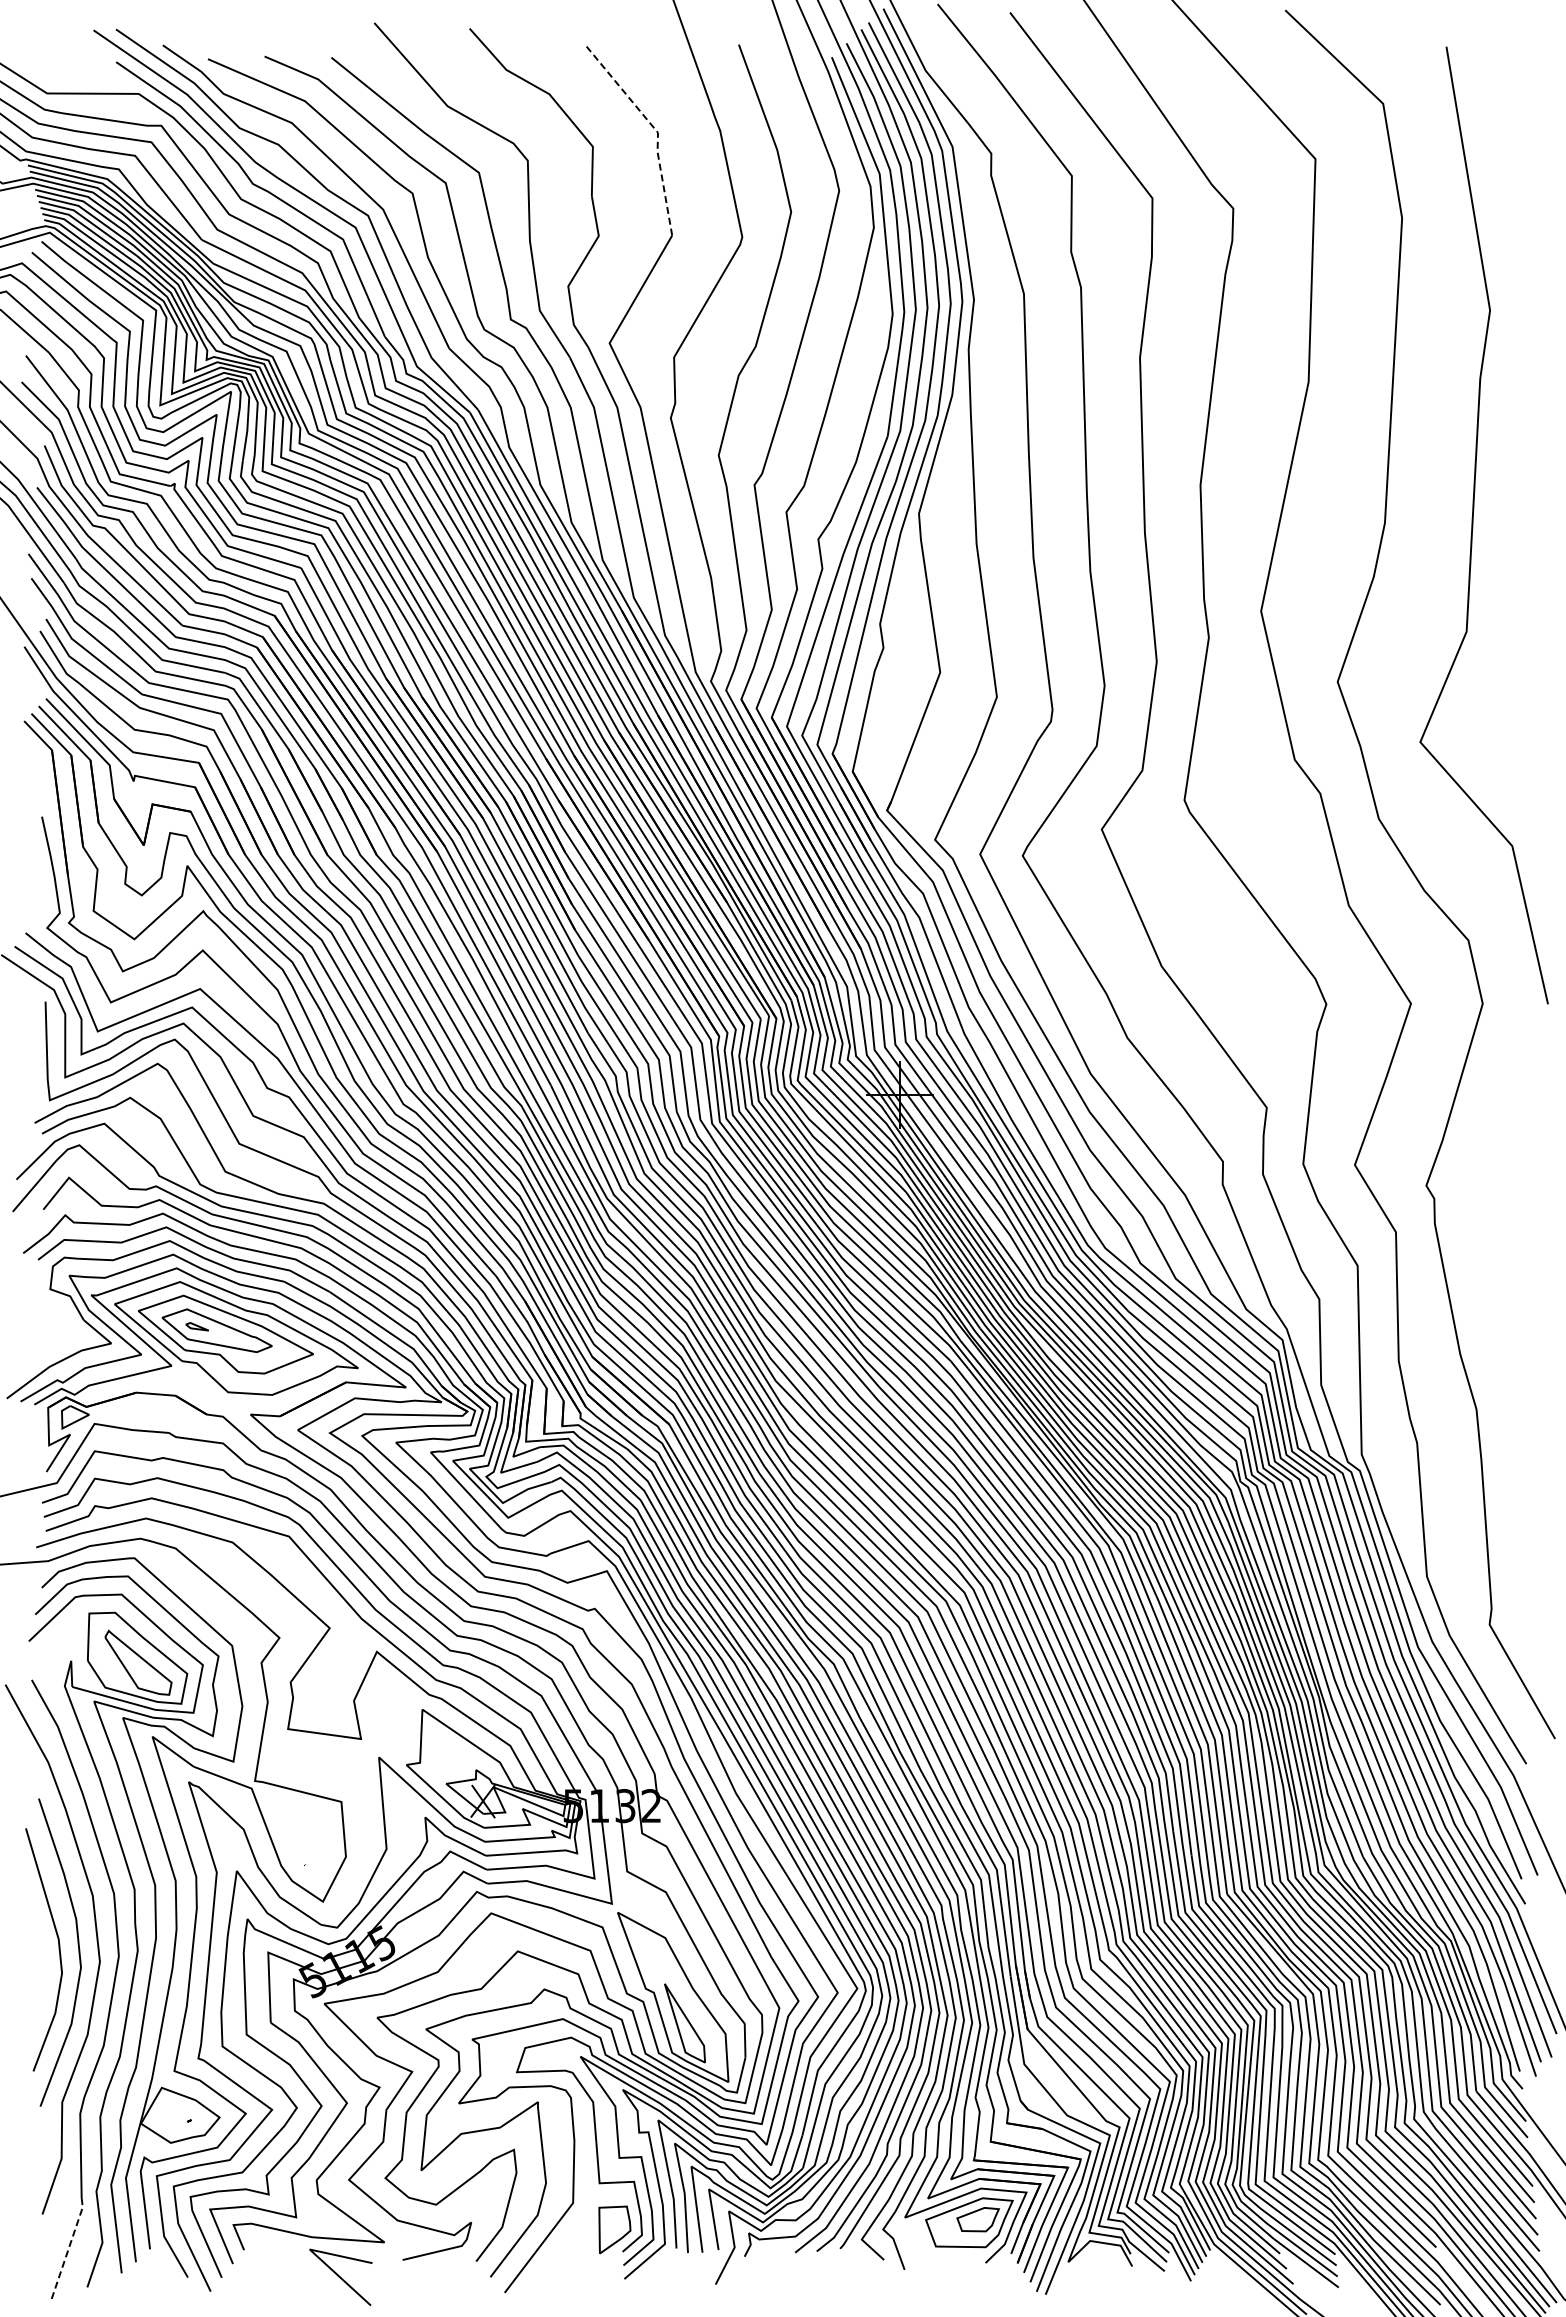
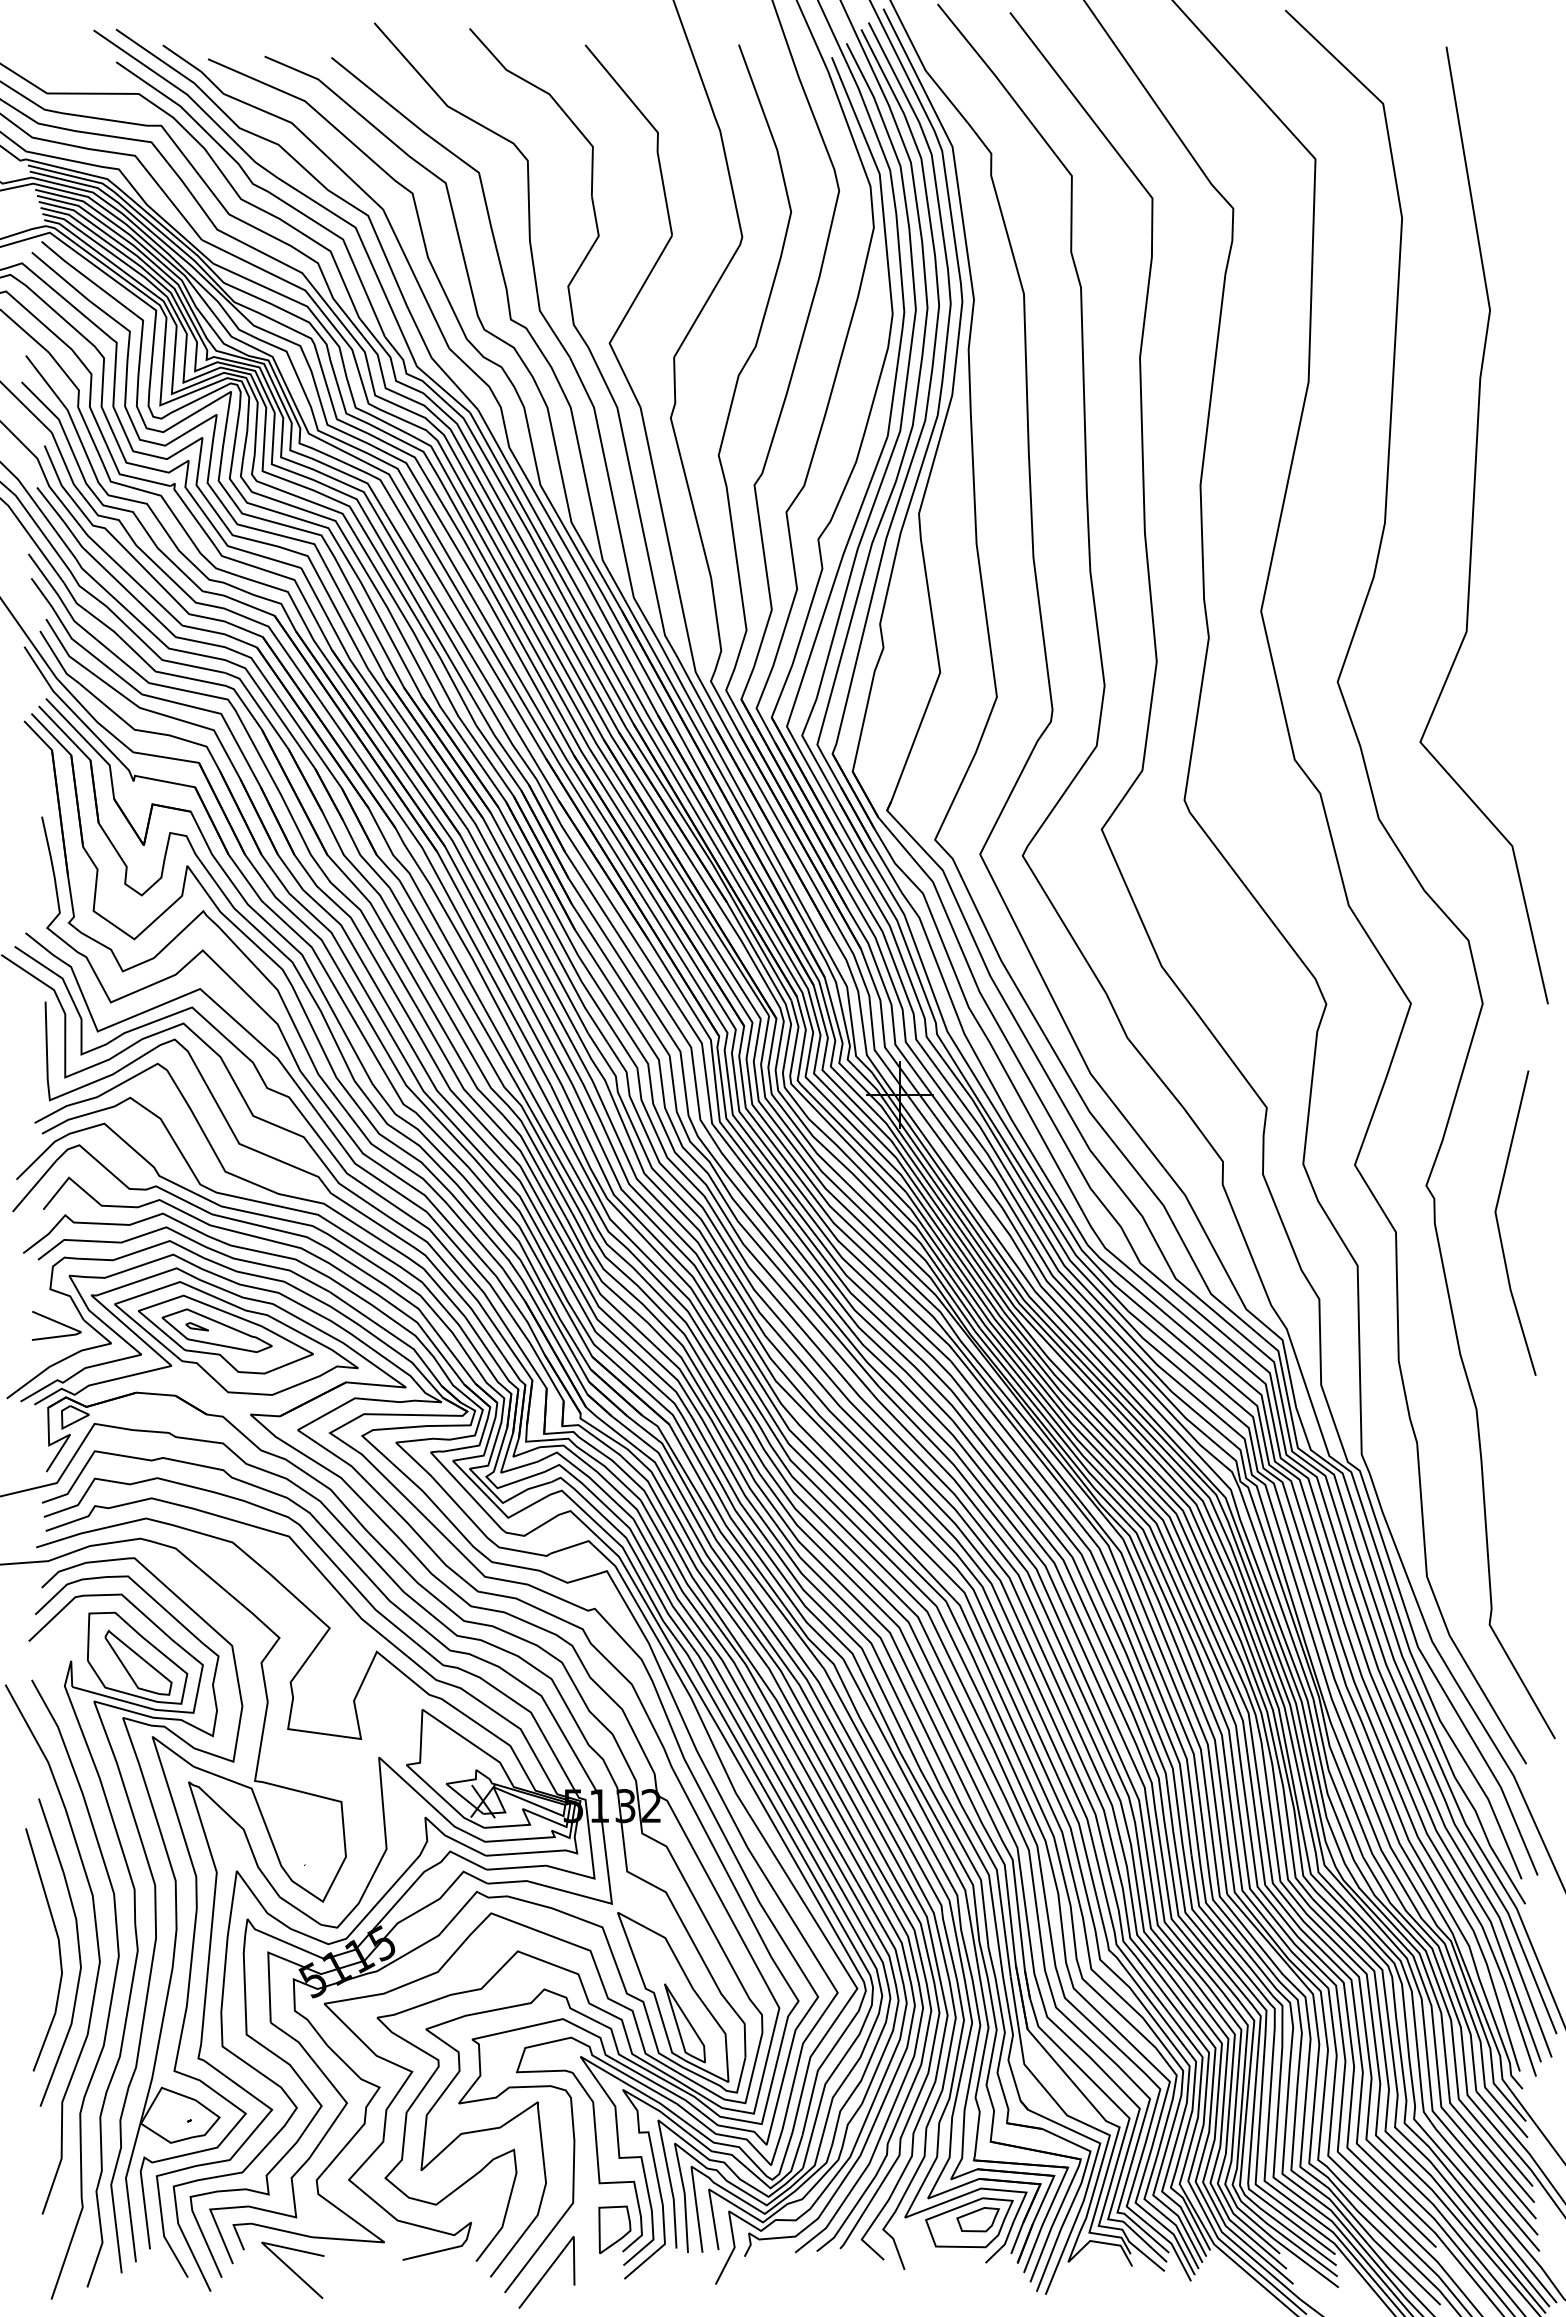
line: dashed -> solid (655, 129)
line: none -> present (1499, 1226)
line: none -> present (57, 1323)
line: dashed -> solid (68, 2248)
line: none -> present (546, 2272)
line position: (340, 2276) -> (292, 2269) (292, 2269)
